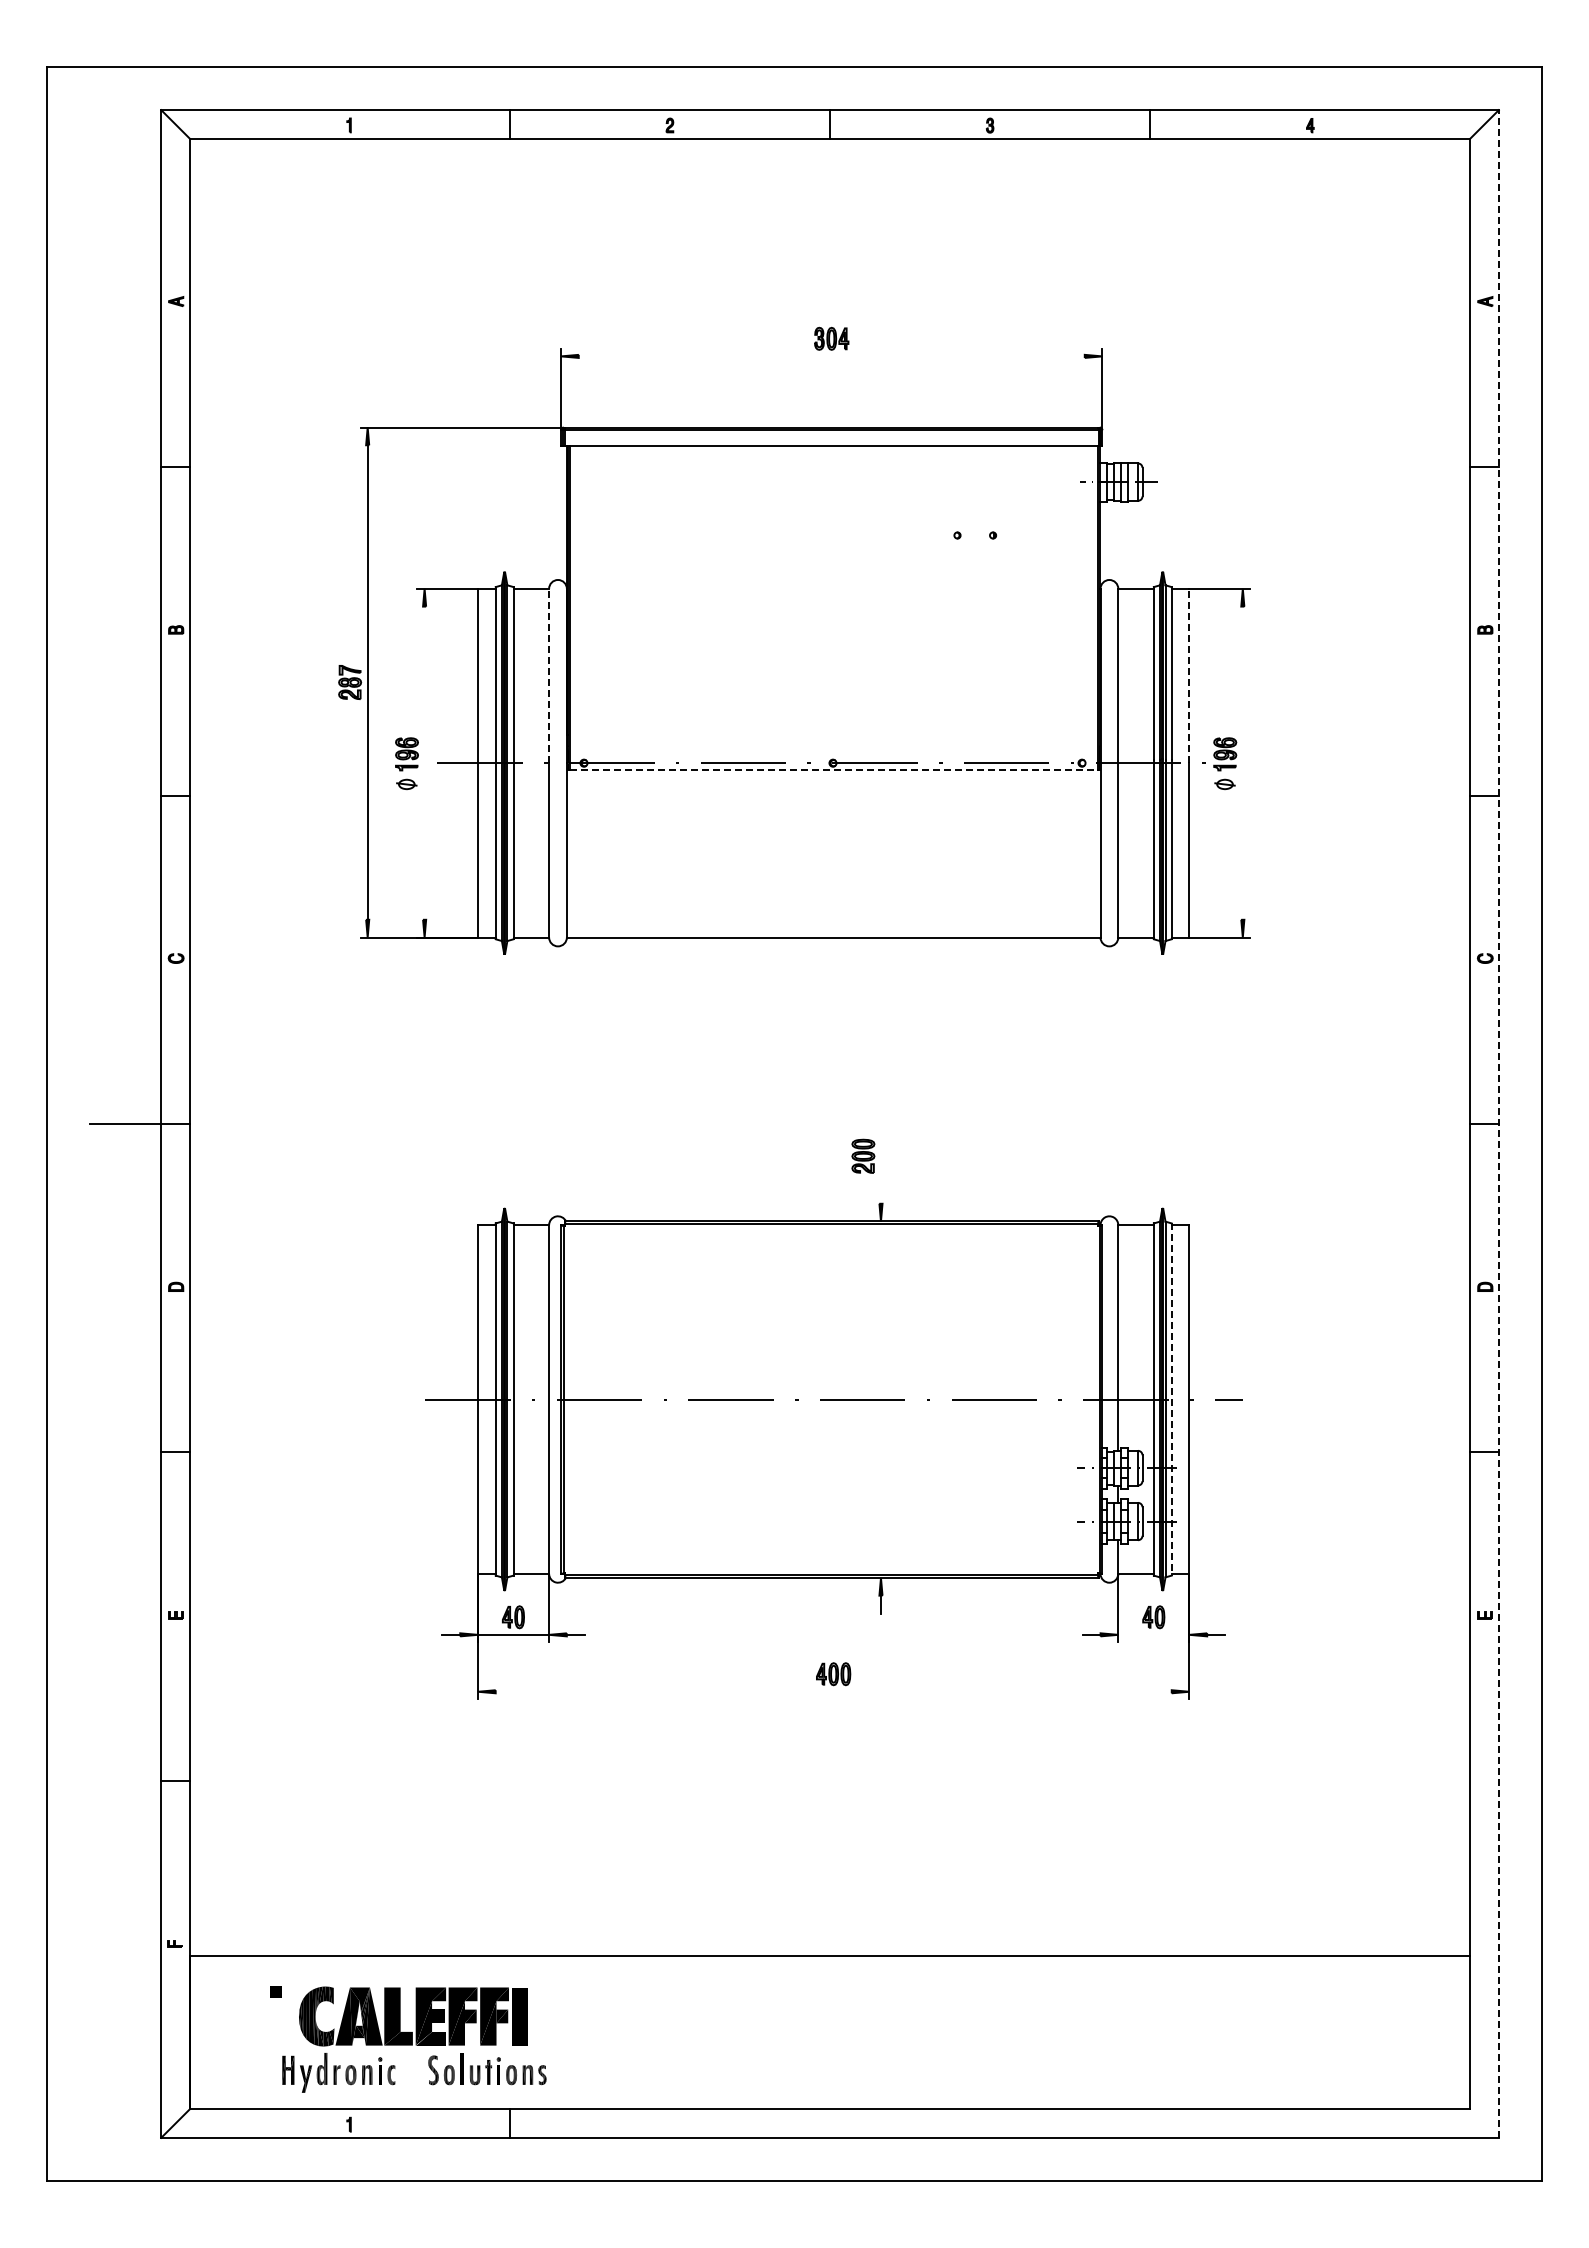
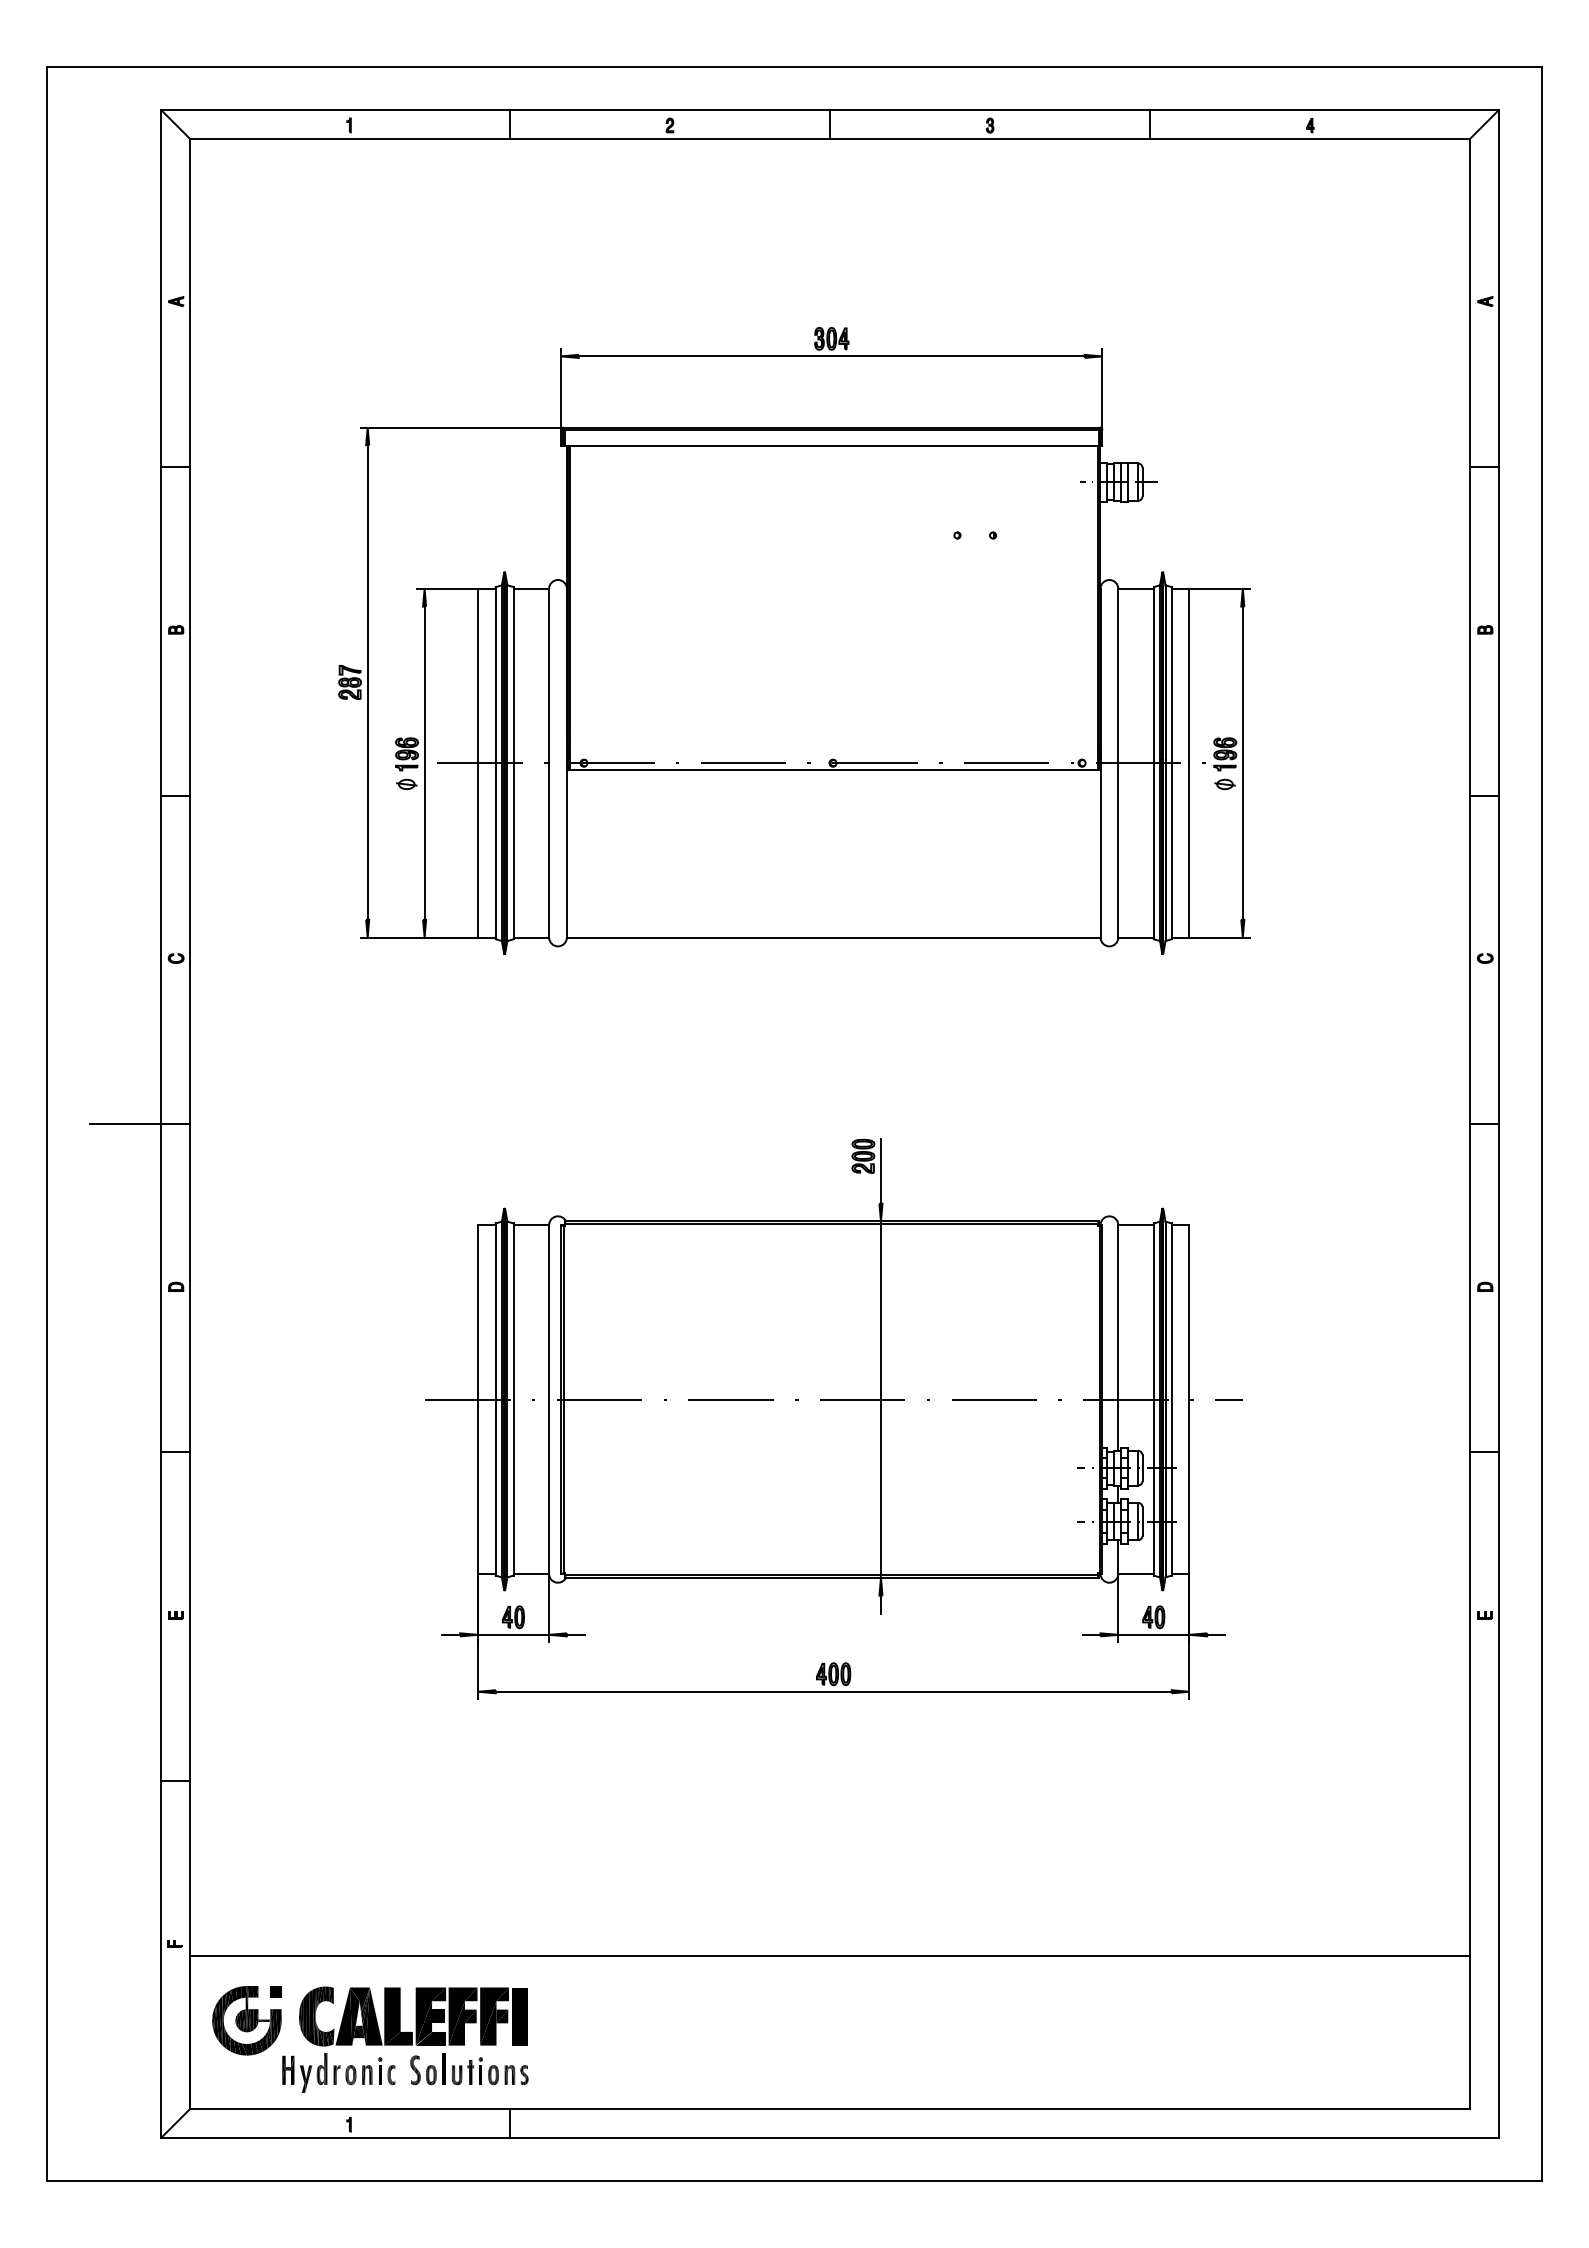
line: none -> present (831, 356)
line: dashed -> solid (549, 675)
line: dashed -> solid (1189, 675)
line: none -> present (424, 762)
line: none -> present (1242, 762)
line: dashed -> solid (833, 770)
line: dashed -> solid (1498, 1123)
line: none -> present (880, 1170)
line: none -> present (880, 1399)
line: dashed -> solid (1171, 1400)
line: none -> present (1153, 1634)
line: none -> present (833, 1691)
part: none -> present (246, 2020)
part position: (487, 2069) -> (469, 2069) (469, 2069)
